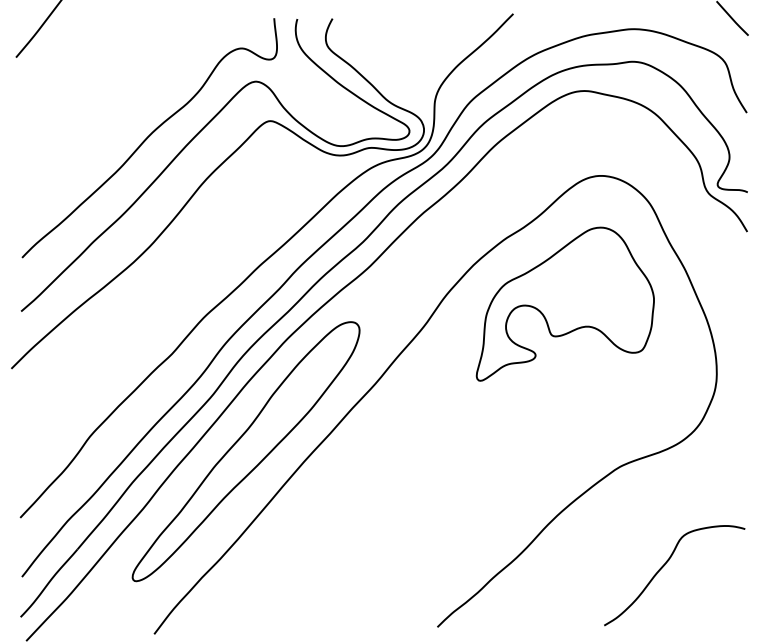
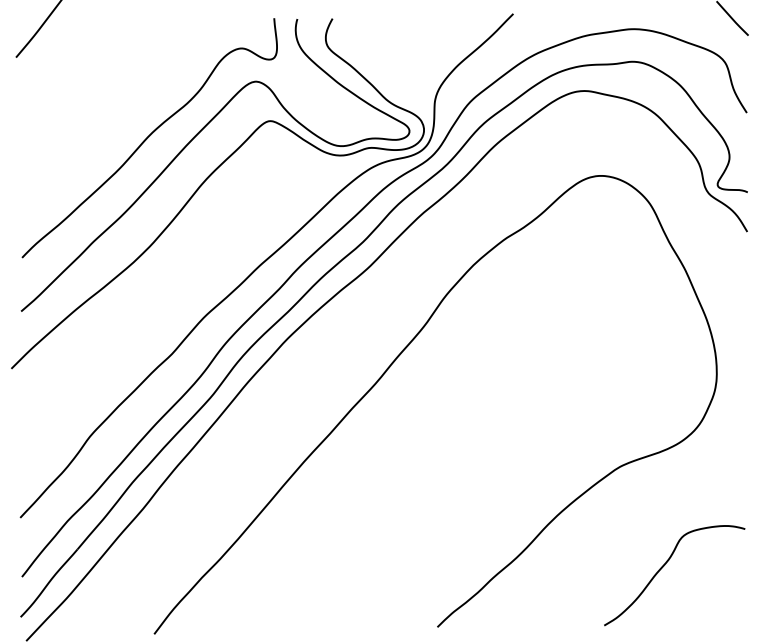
part: present -> none (564, 303)
part: present -> none (245, 451)
